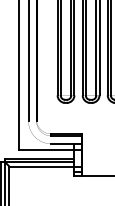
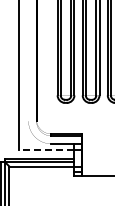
line: present -> none (28, 61)
line: solid -> dashed (46, 150)
